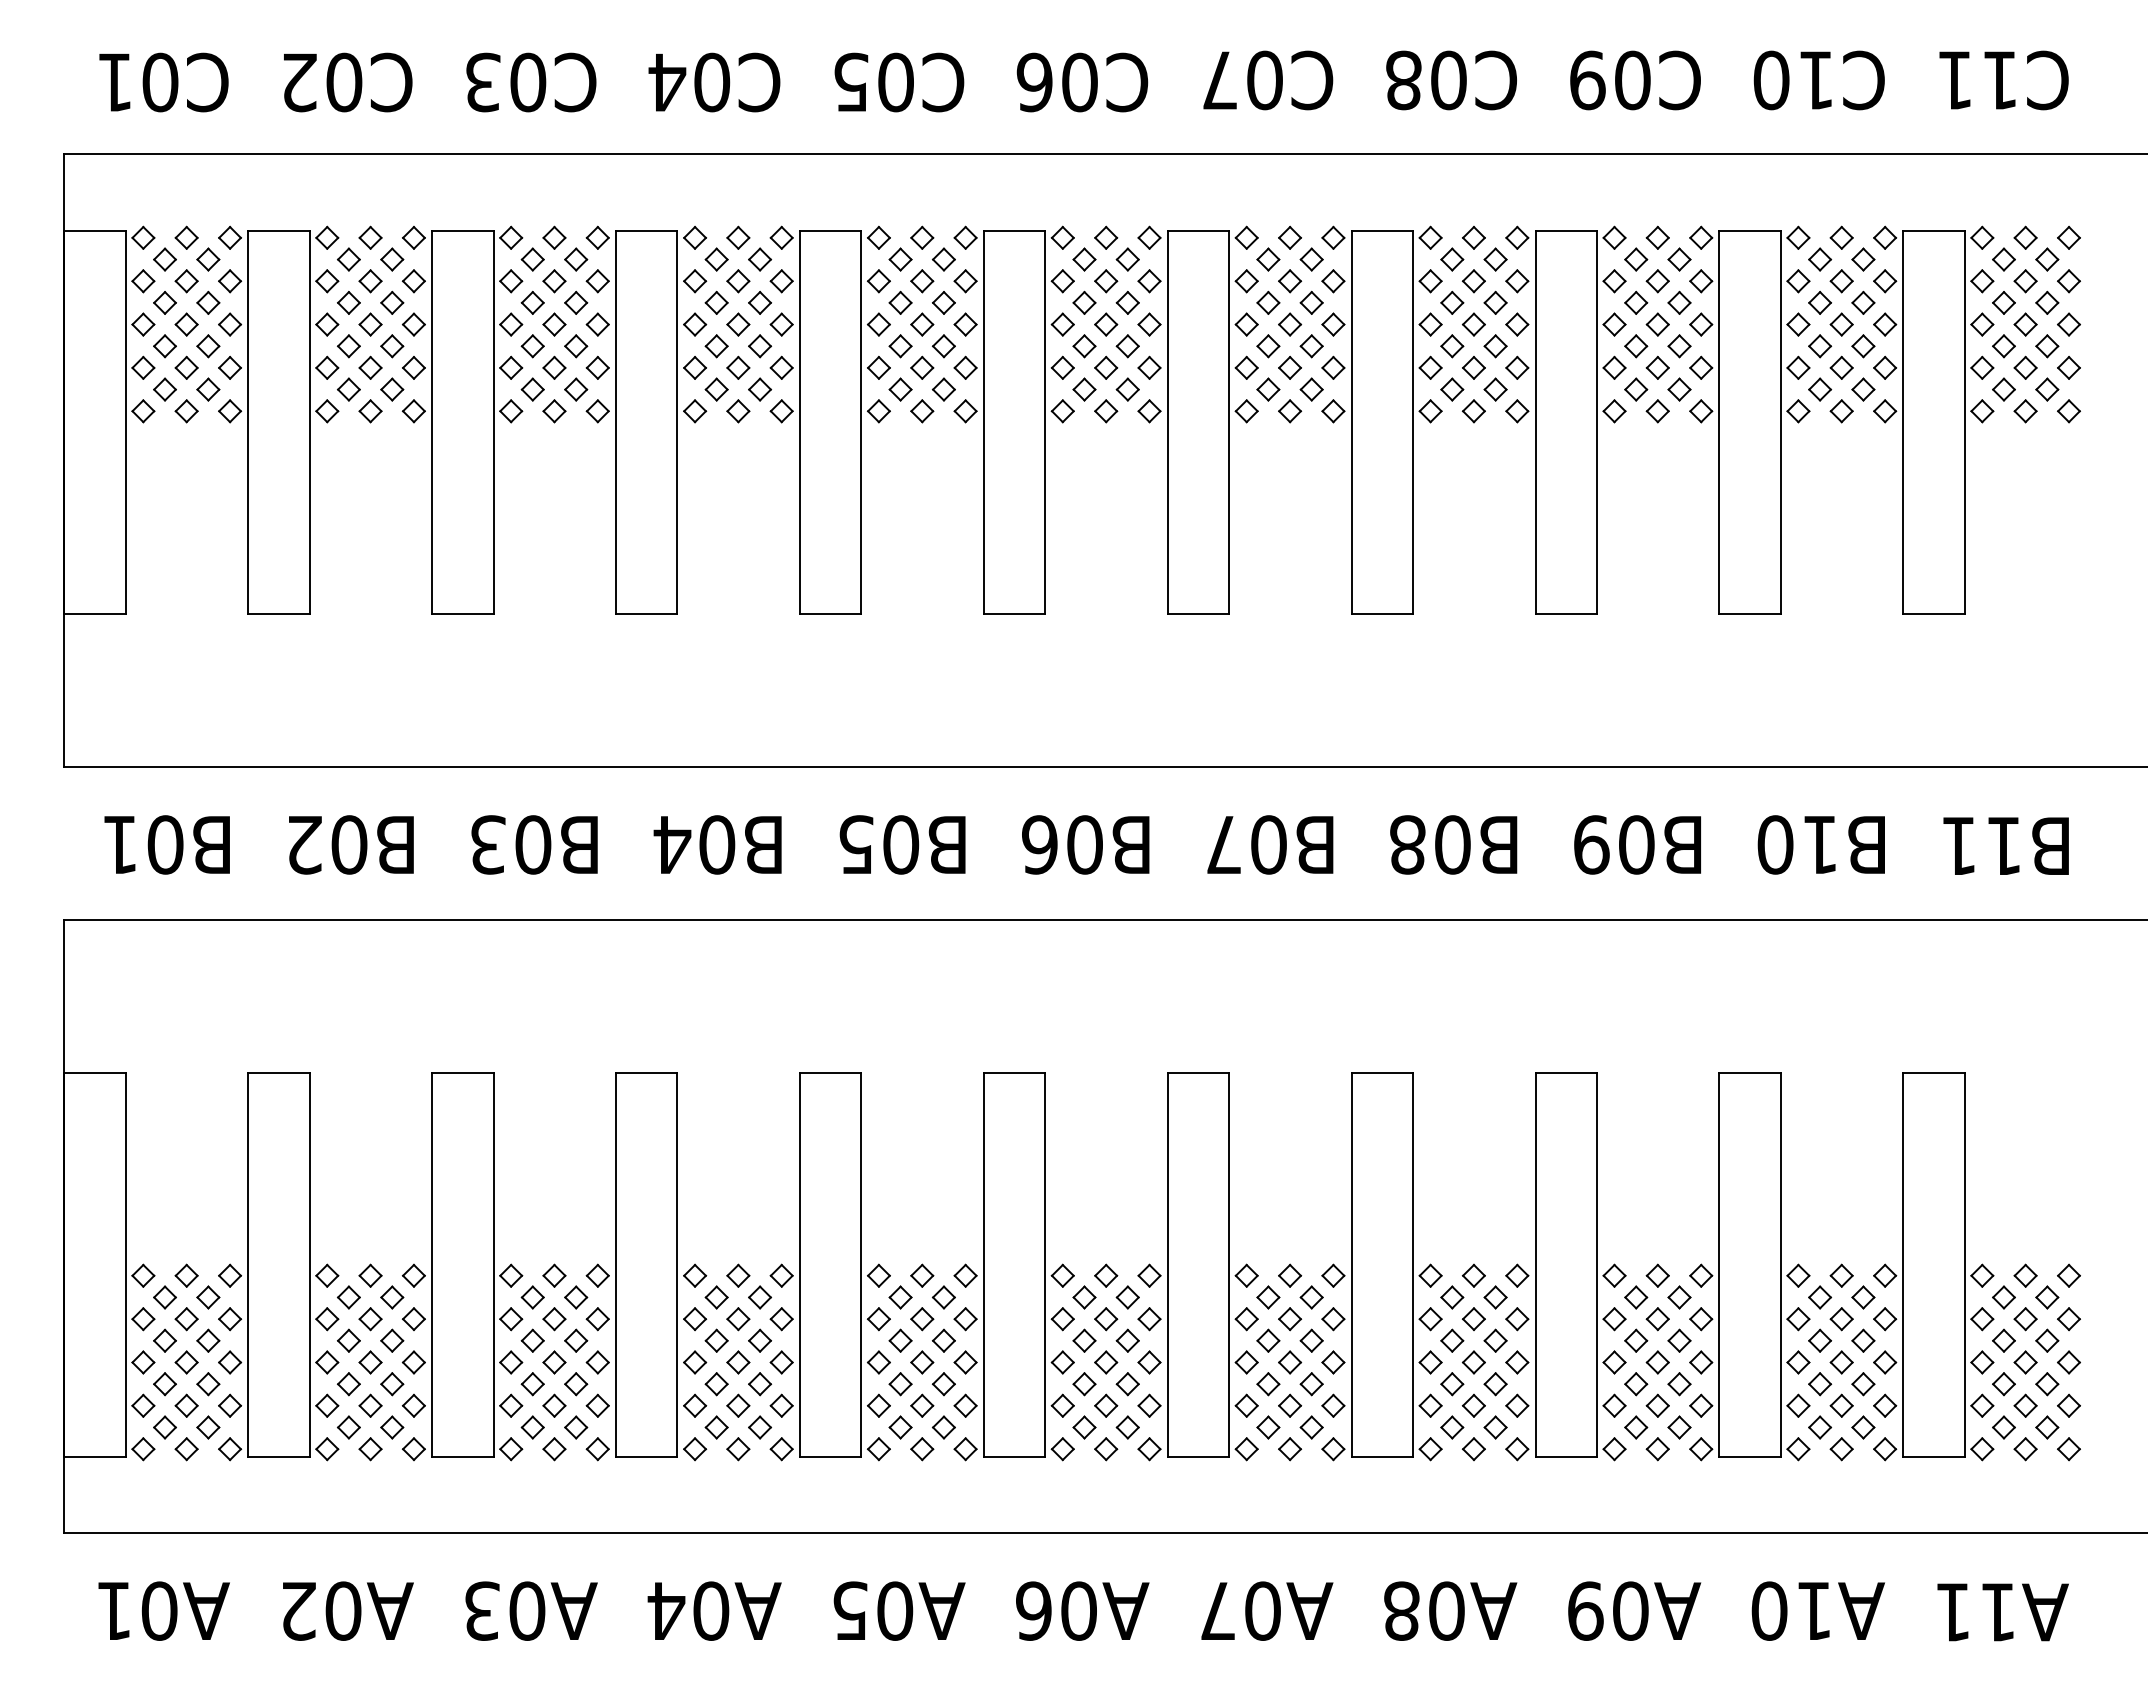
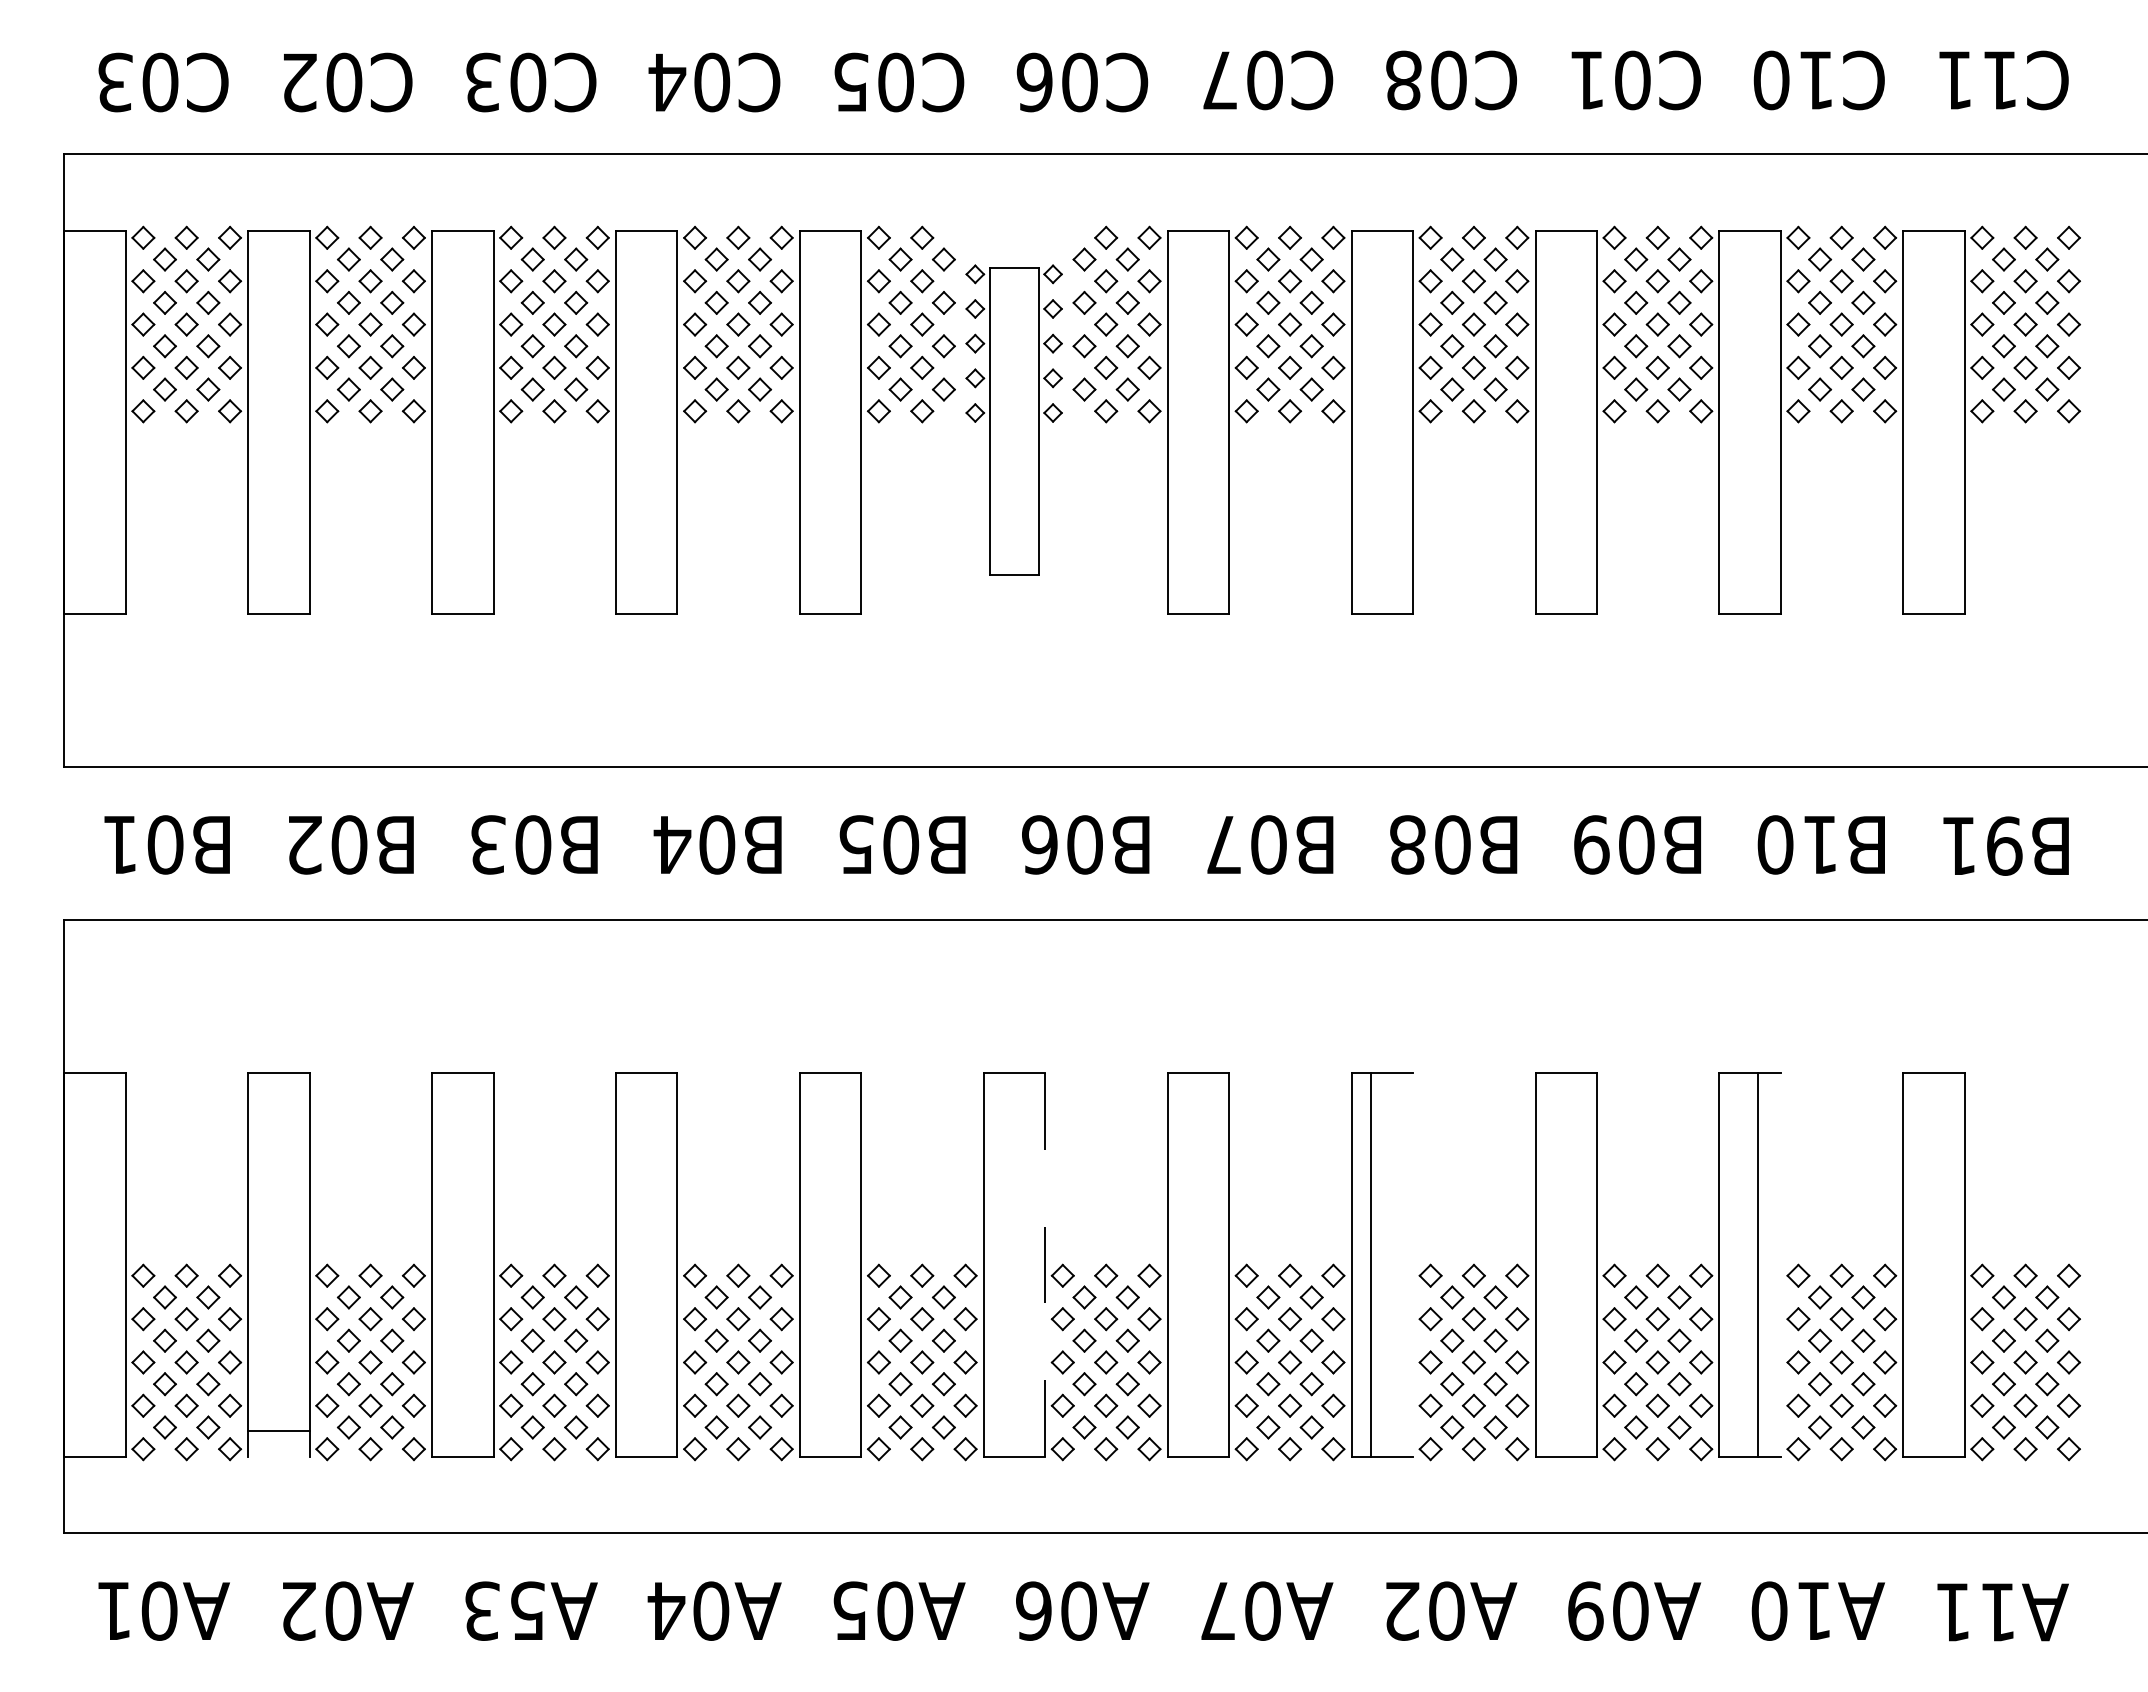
text: C09 -> C01 (1587, 80)
text: C01 -> C03 (115, 82)
part size: 122x390 px -> 98x312 px (1013, 419)
text: B11 -> B91 (2004, 845)
line: solid -> dashed (1045, 1264)
line position: (1412, 1264) -> (1370, 1264) (1370, 1264)
line position: (1780, 1264) -> (1757, 1264) (1757, 1264)
line position: (278, 1456) -> (278, 1430) (278, 1430)
text: A03 -> A53 (527, 1610)
text: A08 -> A02 (1401, 1610)
